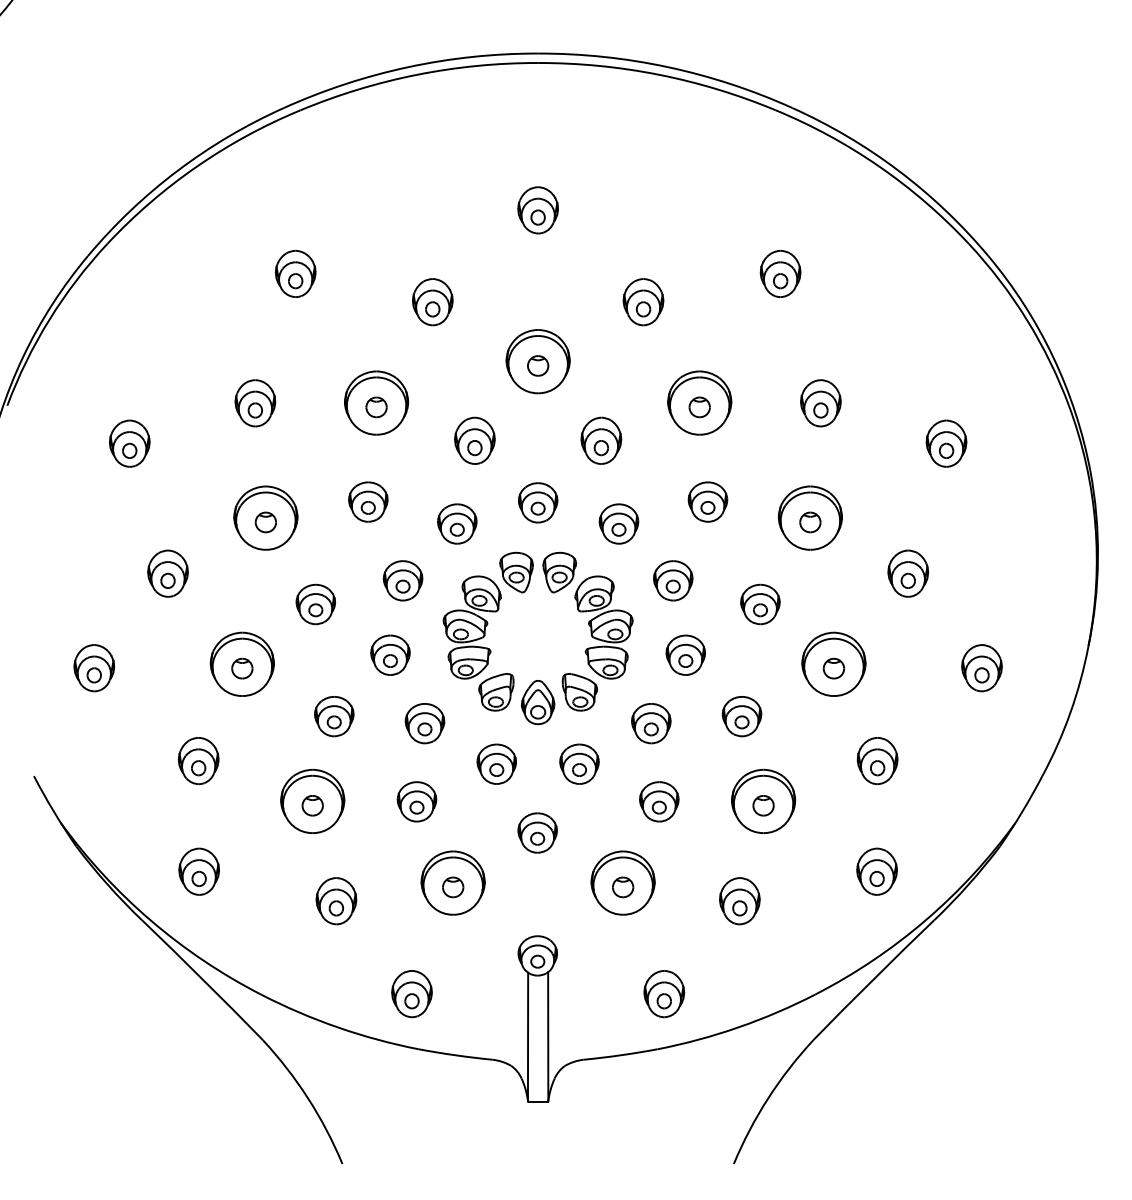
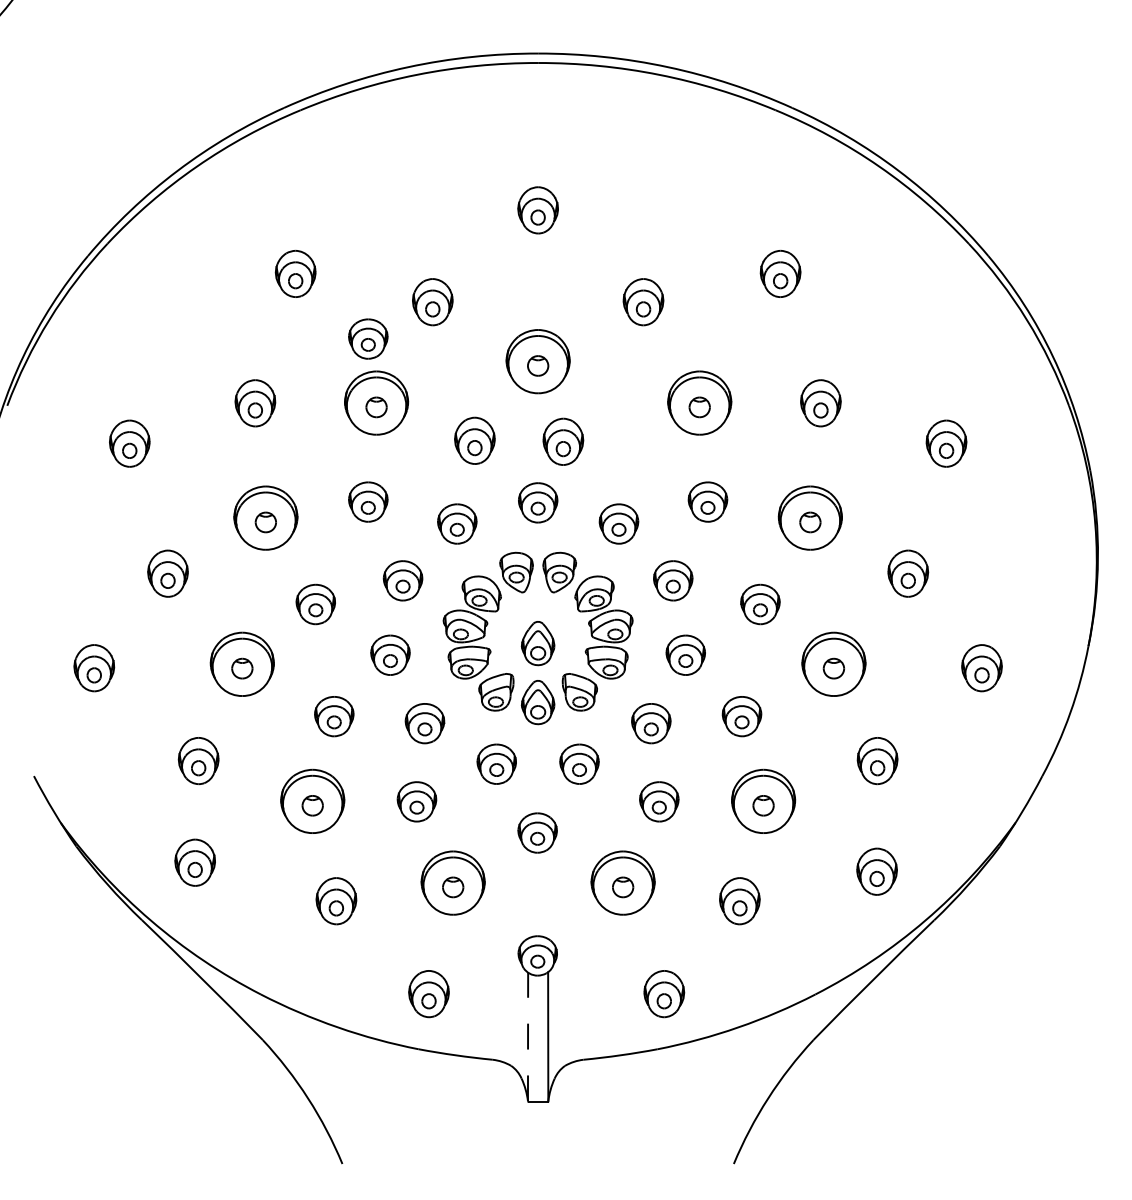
part: none -> present (368, 338)
part position: (601, 440) -> (563, 441) (563, 441)
part: none -> present (537, 643)
part position: (198, 871) -> (194, 862) (194, 862)
part position: (411, 994) -> (428, 994) (428, 994)
line: solid -> dashed (528, 1036)
